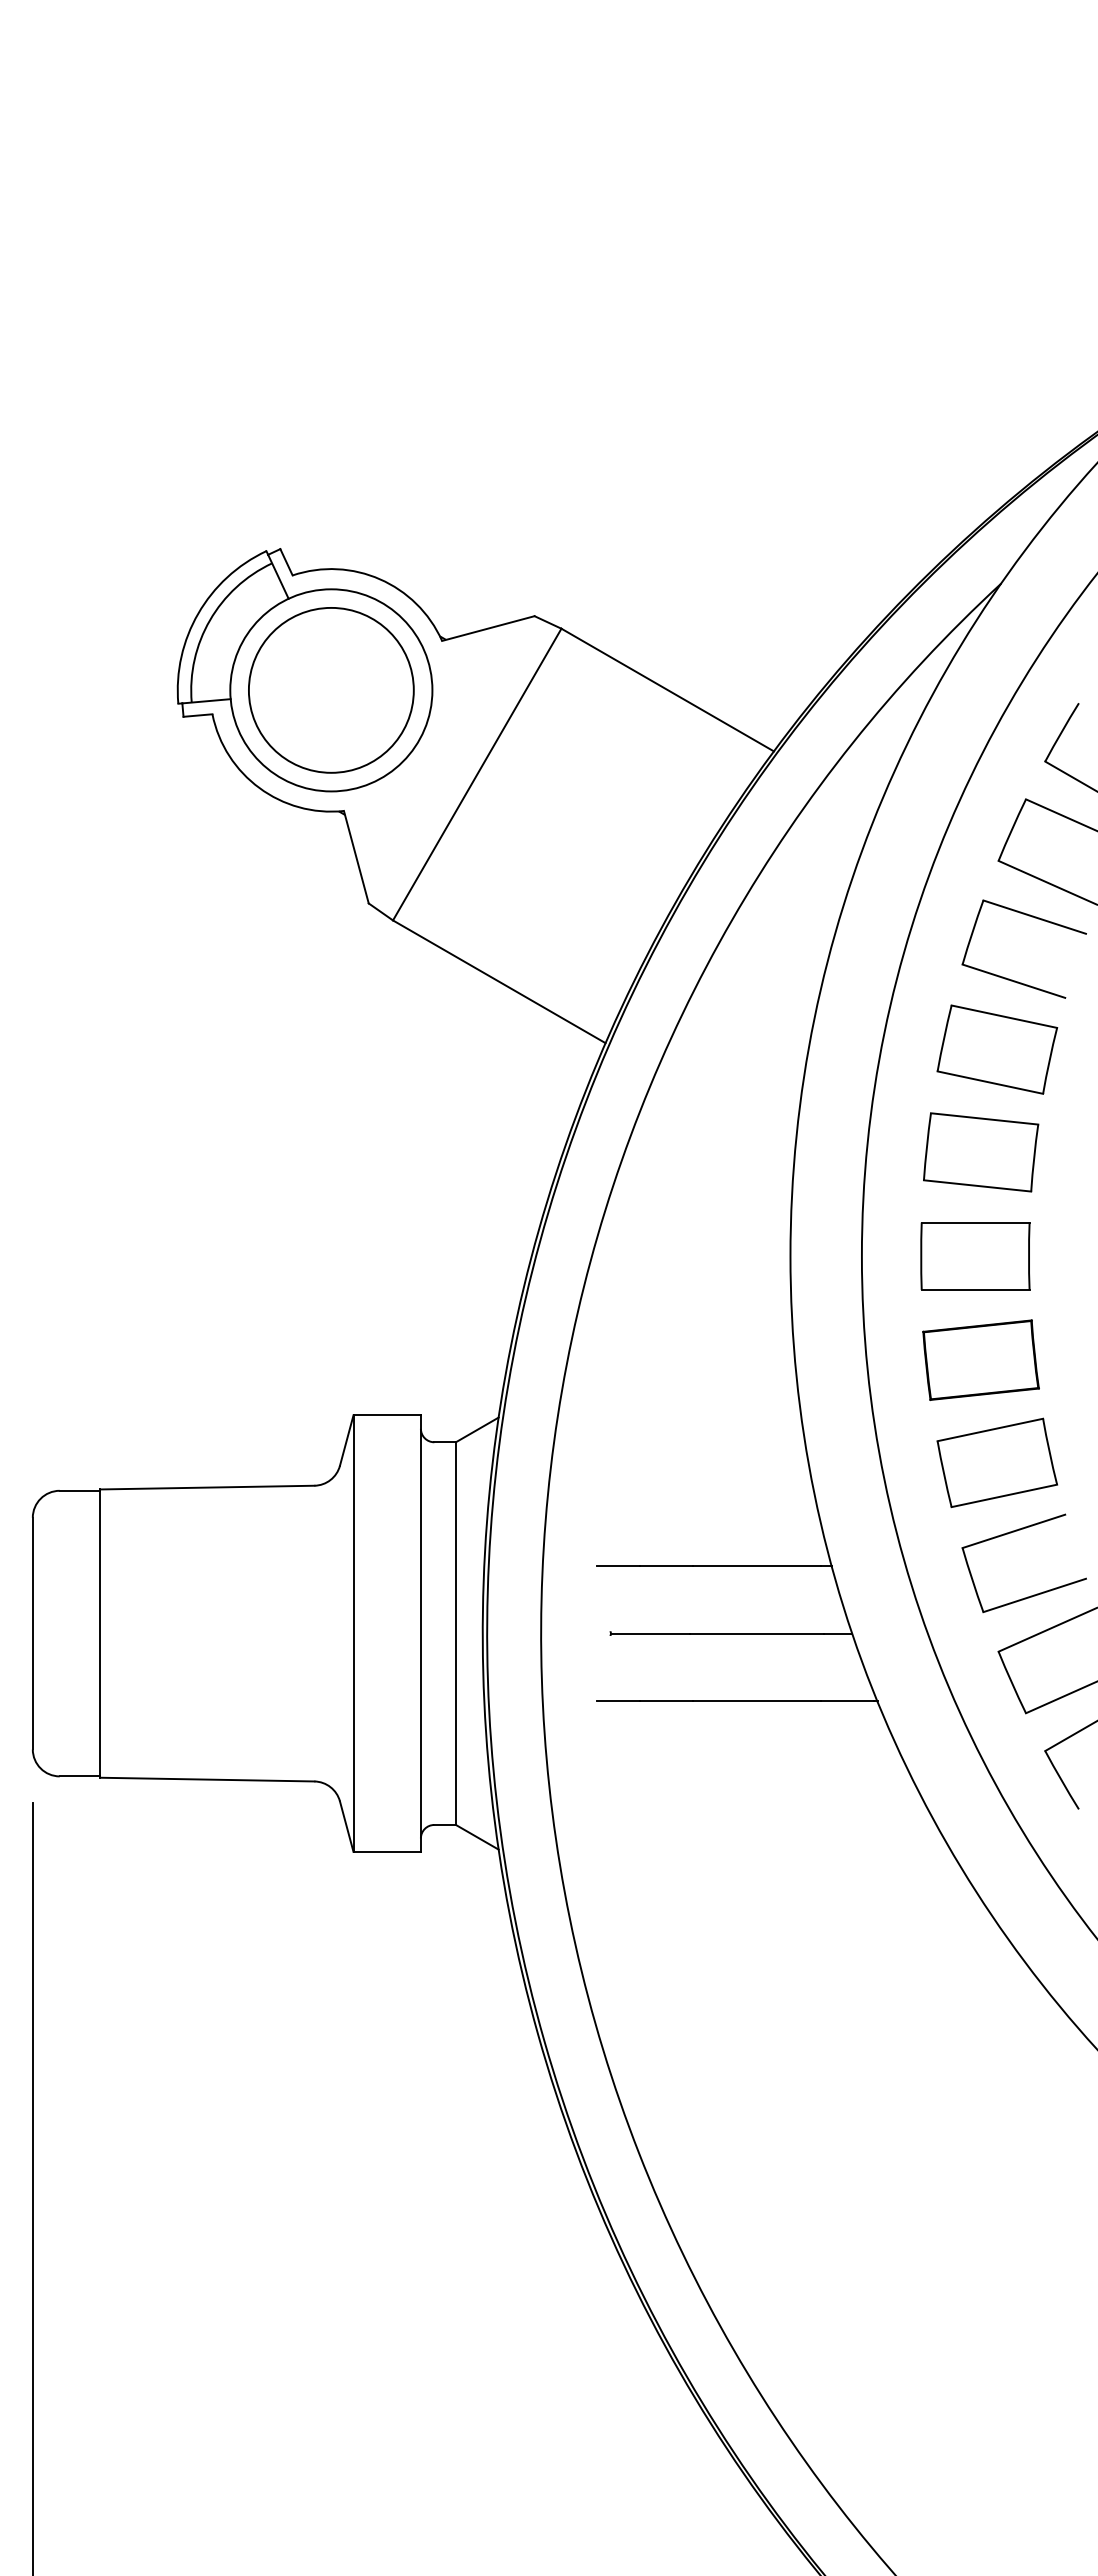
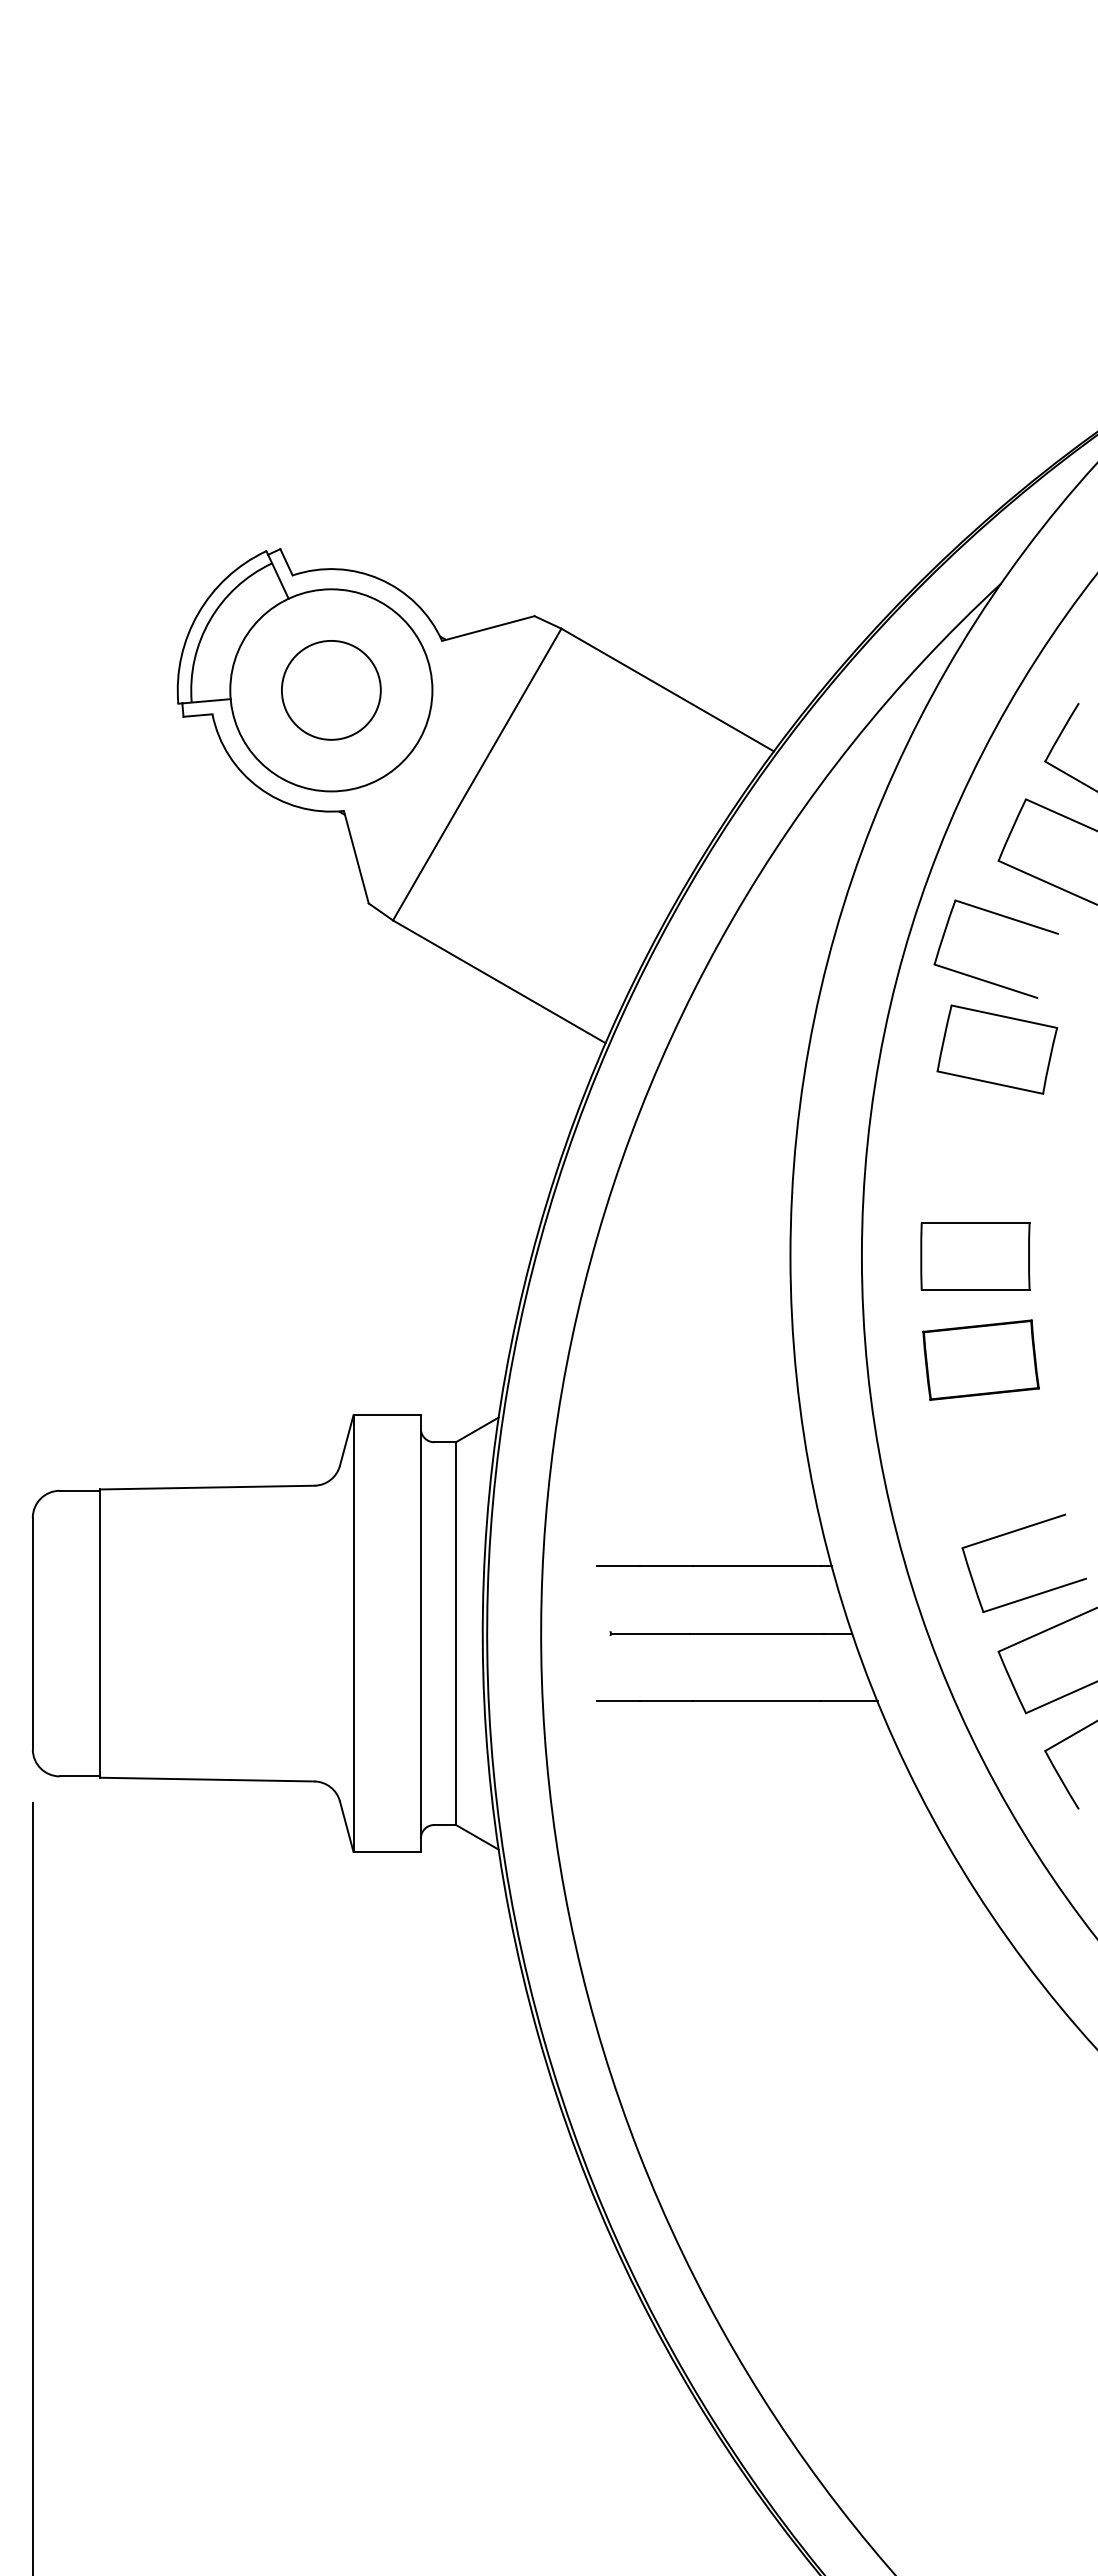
circle diameter: 165 px -> 99 px (330, 689)
part position: (1032, 917) -> (1004, 917) (1004, 917)
part: present -> none (981, 1152)
part: present -> none (996, 1462)
